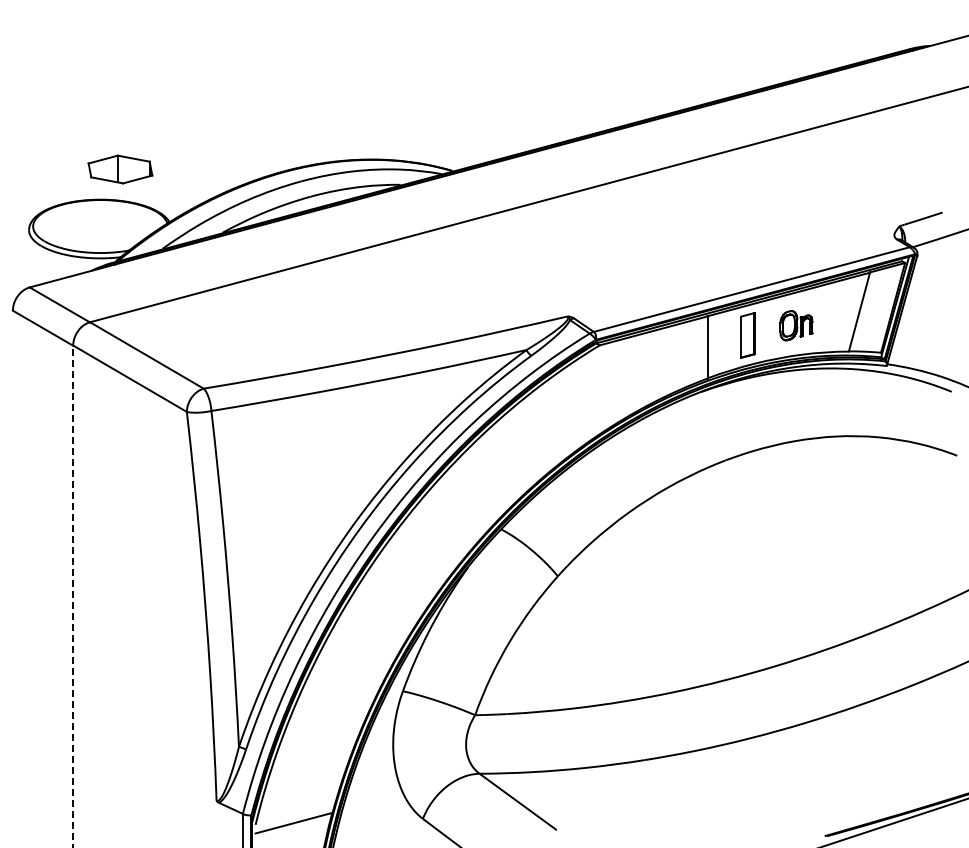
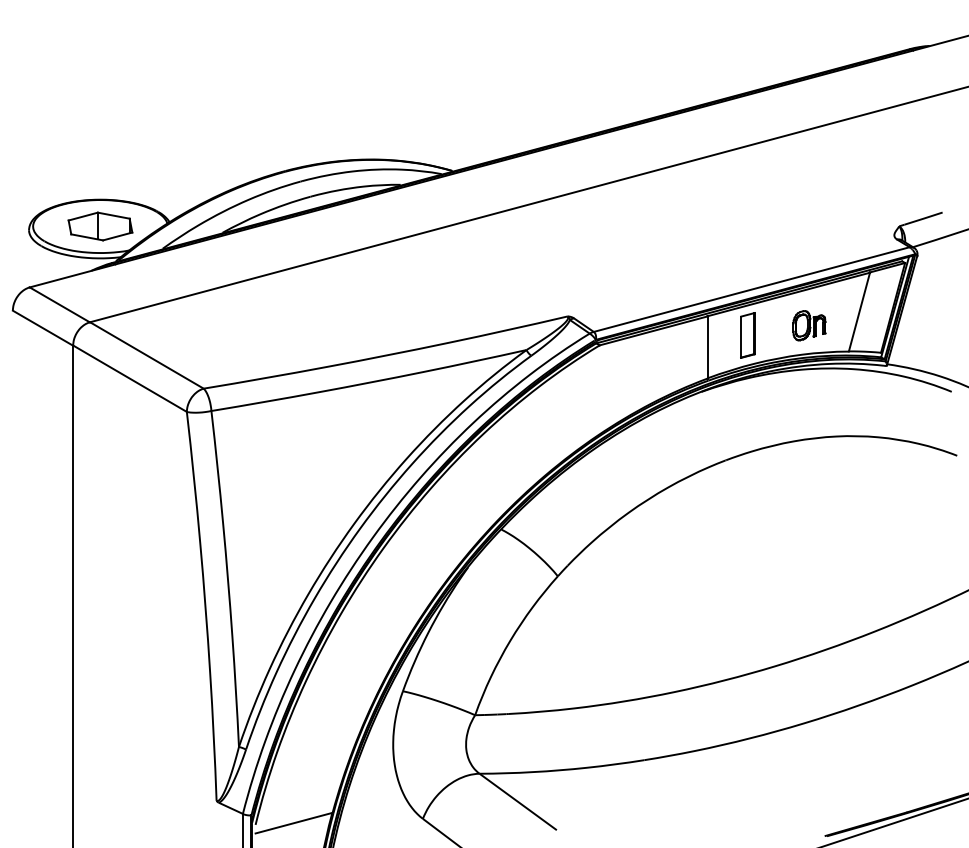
part position: (120, 169) -> (100, 226) (100, 226)
part position: (796, 325) -> (809, 325) (809, 325)
line: dashed -> solid (73, 596)
